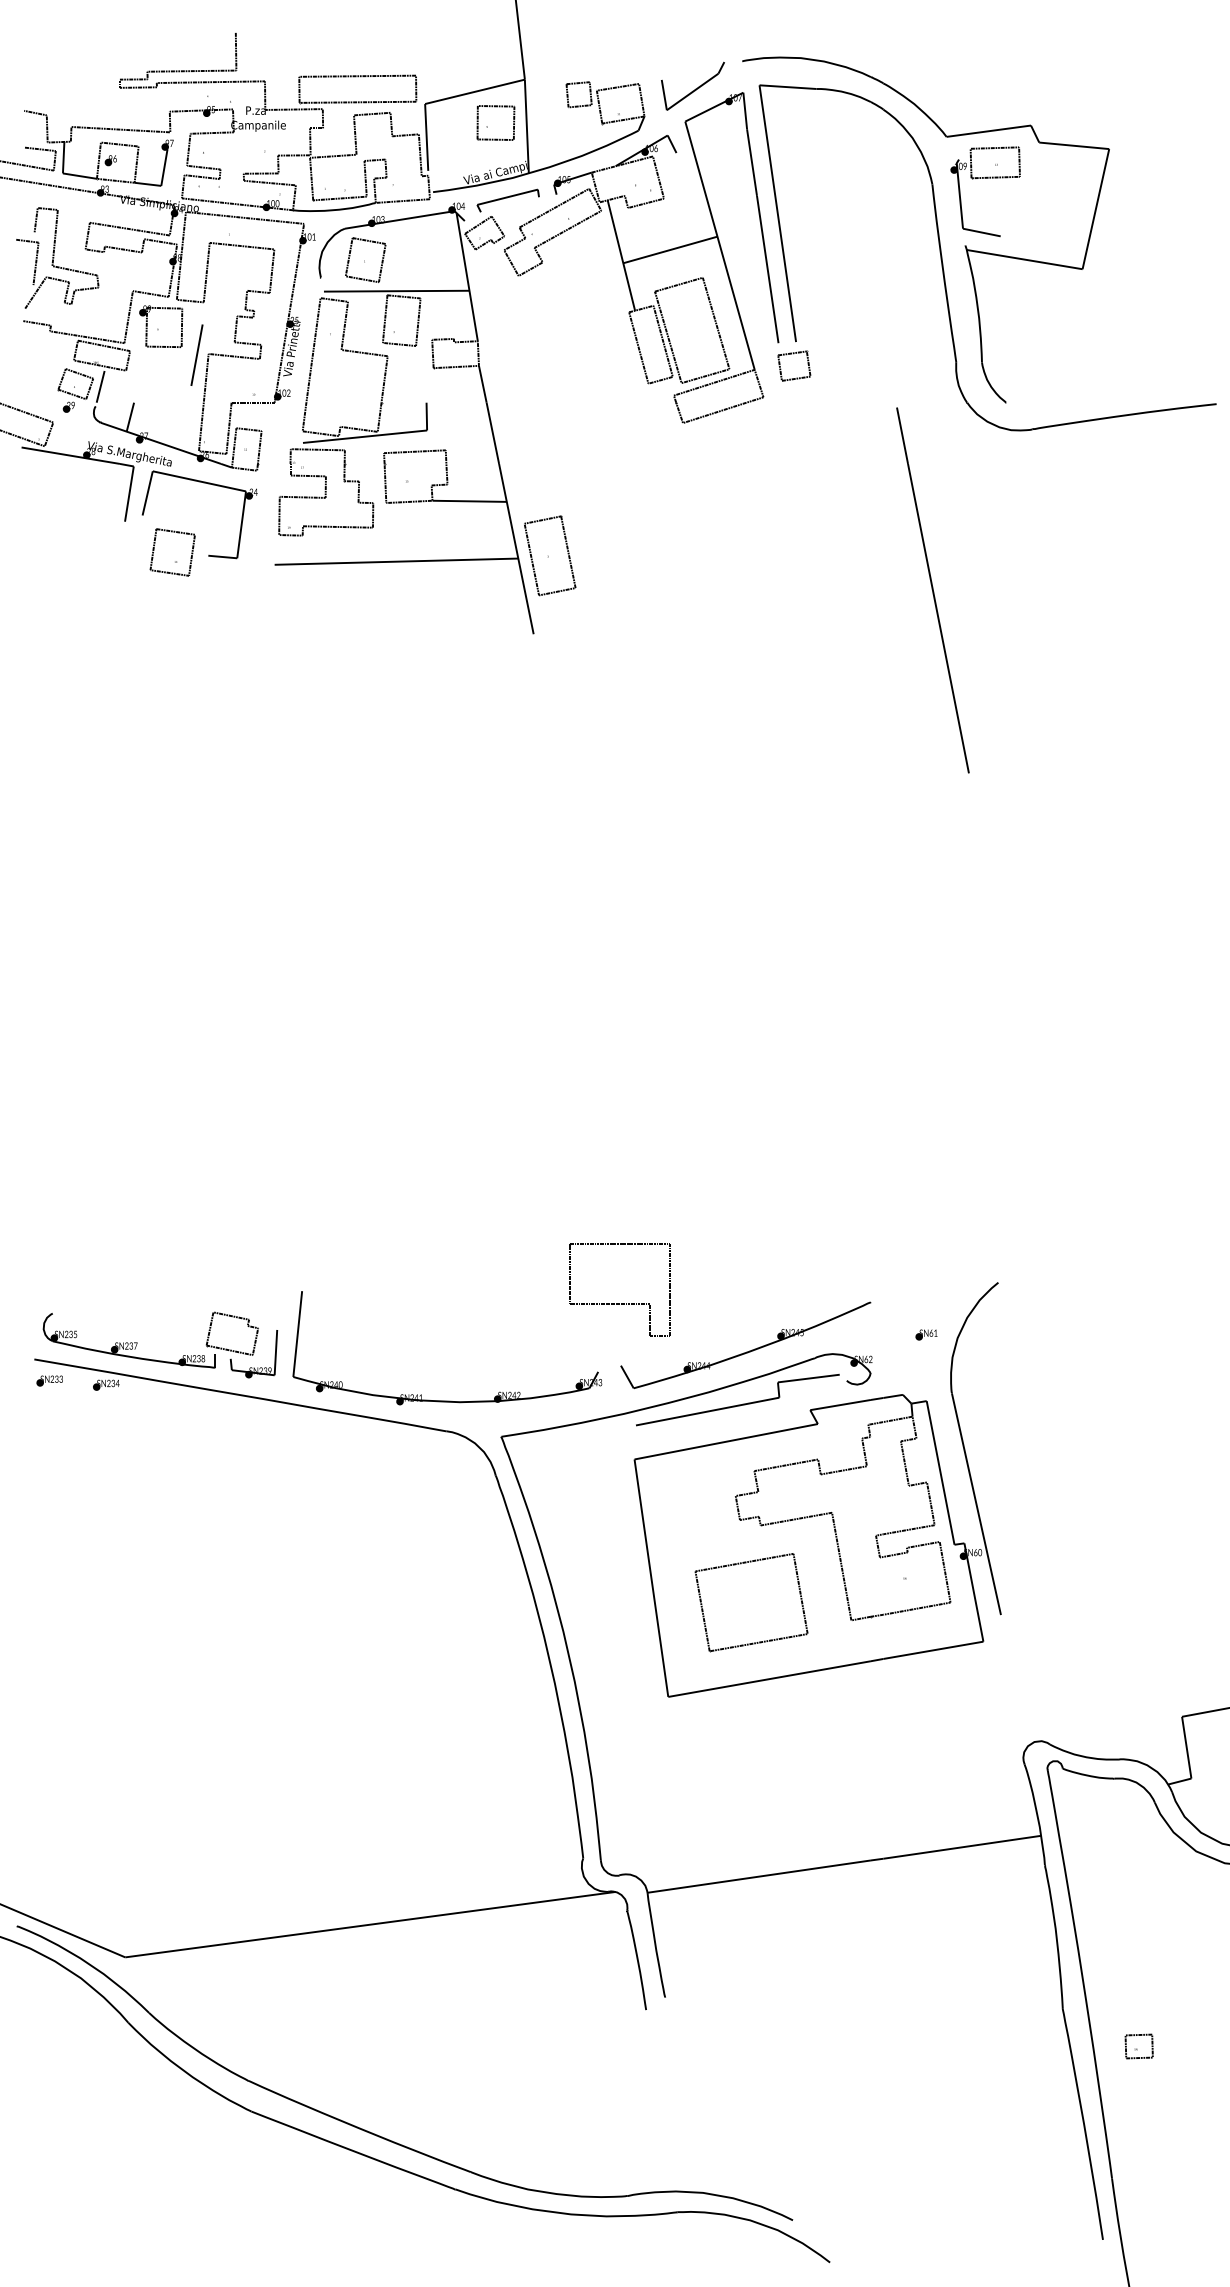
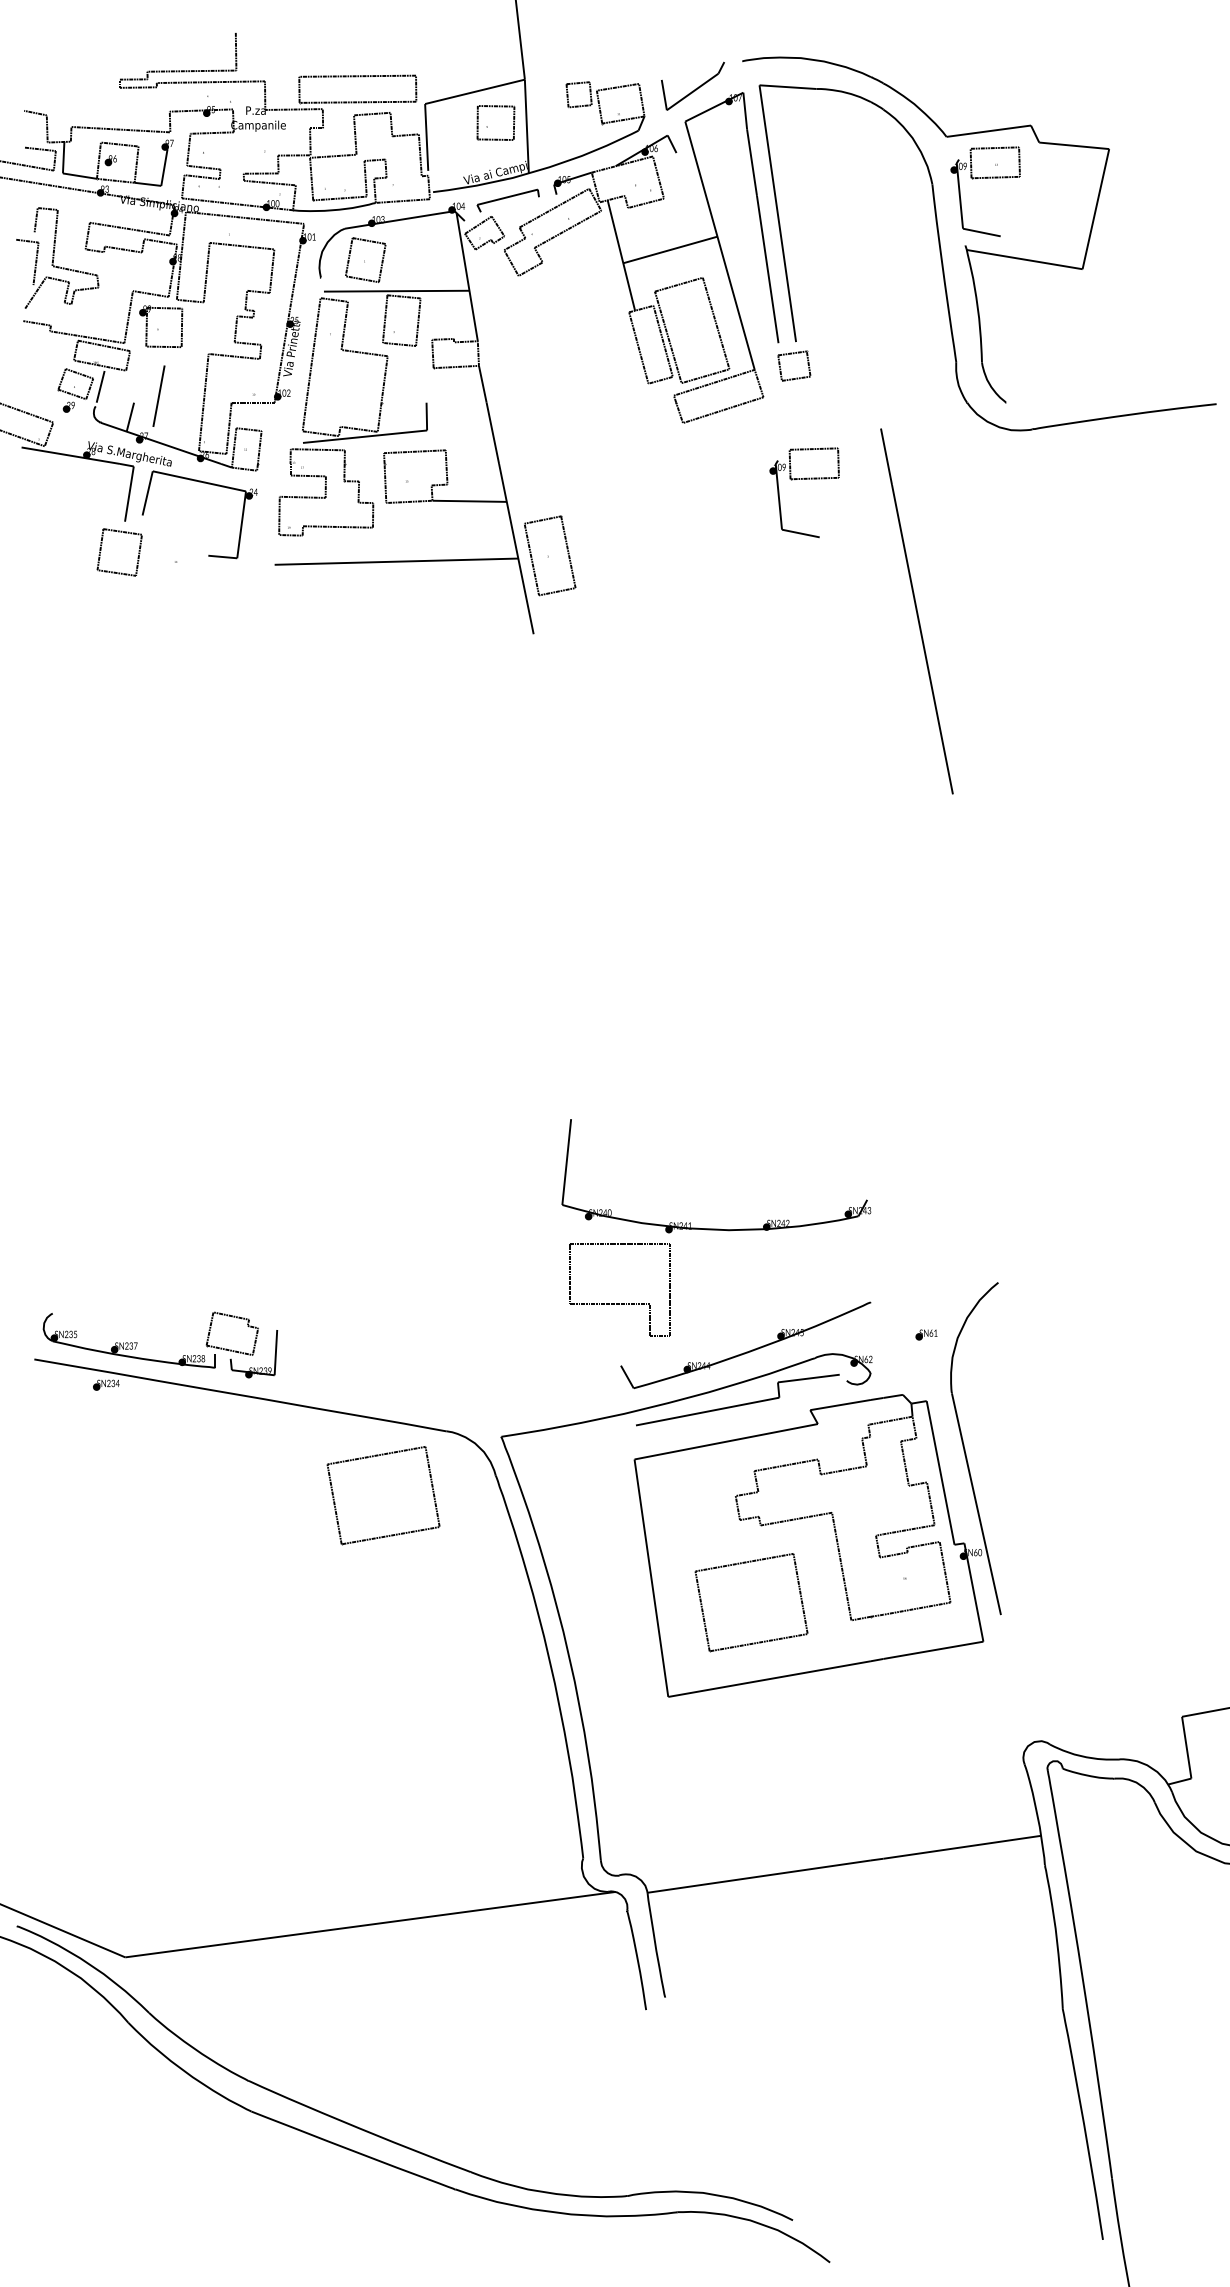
line position: (196, 354) -> (158, 395) (158, 395)
part: none -> present (804, 479)
part position: (172, 552) -> (119, 552) (119, 552)
line position: (932, 590) -> (916, 611) (916, 611)
part: present -> none (49, 1380)
part position: (447, 1400) -> (716, 1228) (716, 1228)
part: none -> present (383, 1495)
part: present -> none (1138, 2046)
